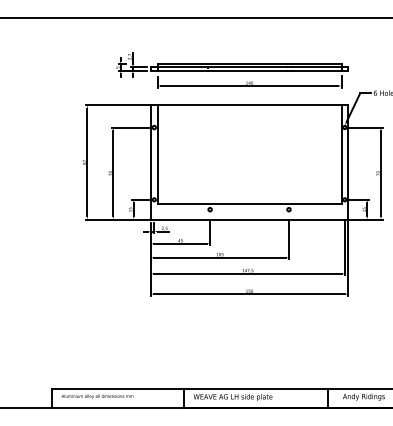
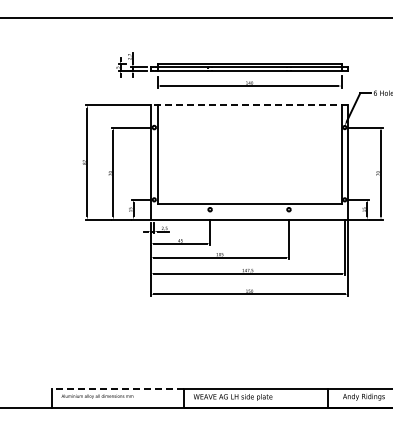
line: solid -> dashed (249, 105)
line: solid -> dashed (118, 389)
